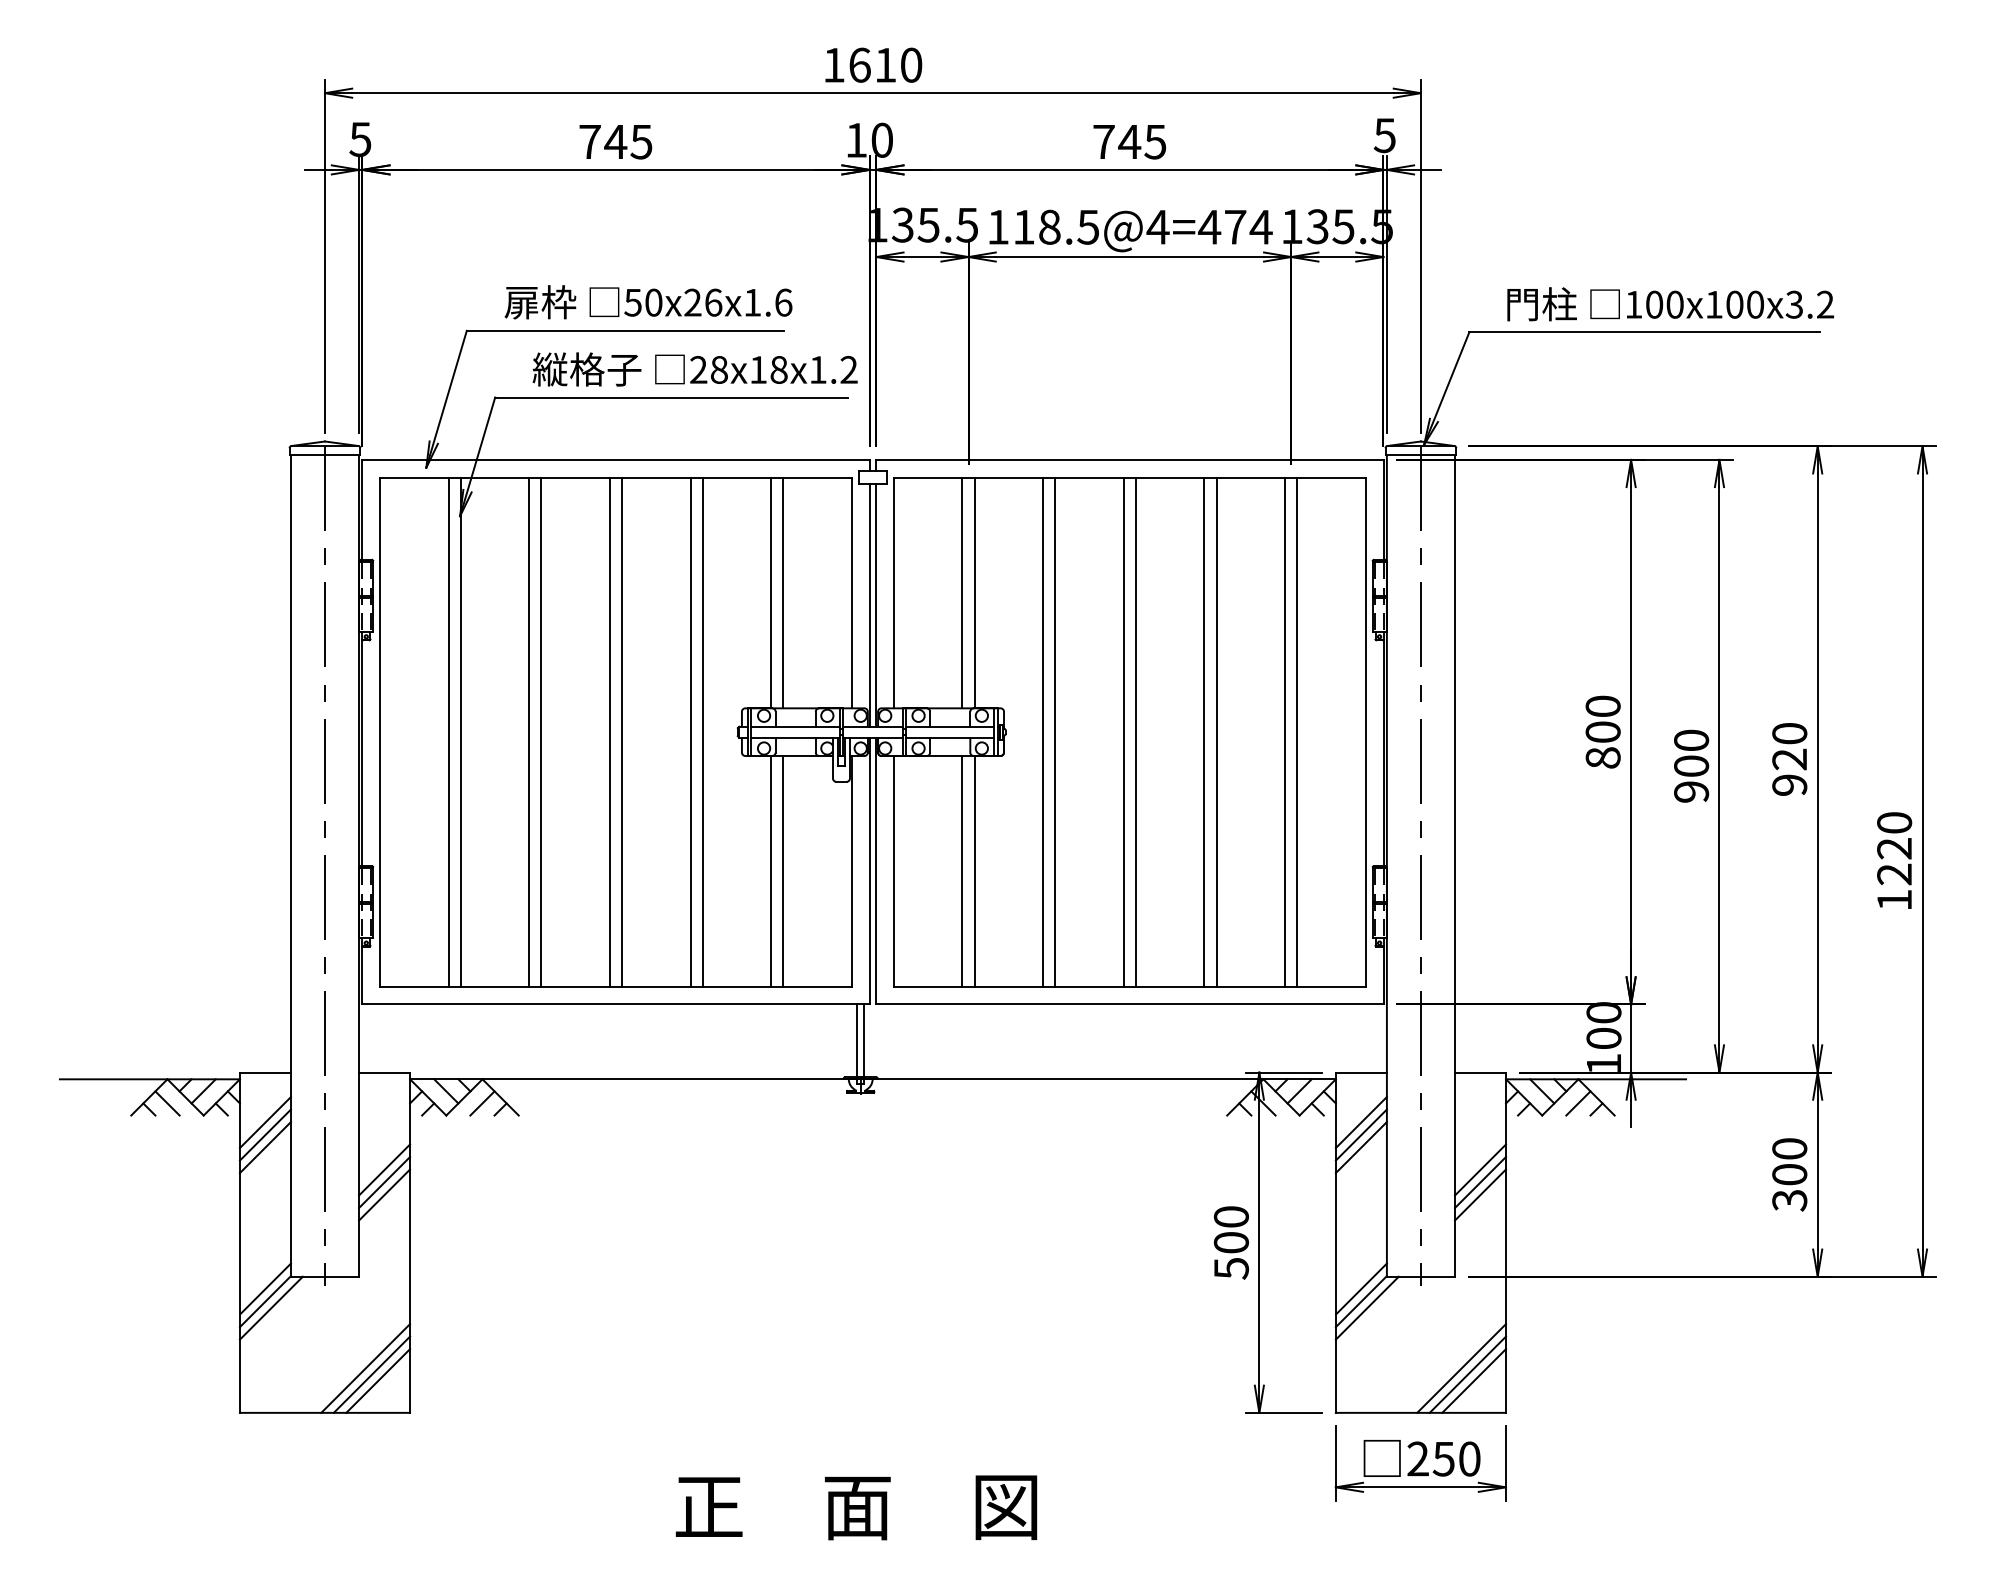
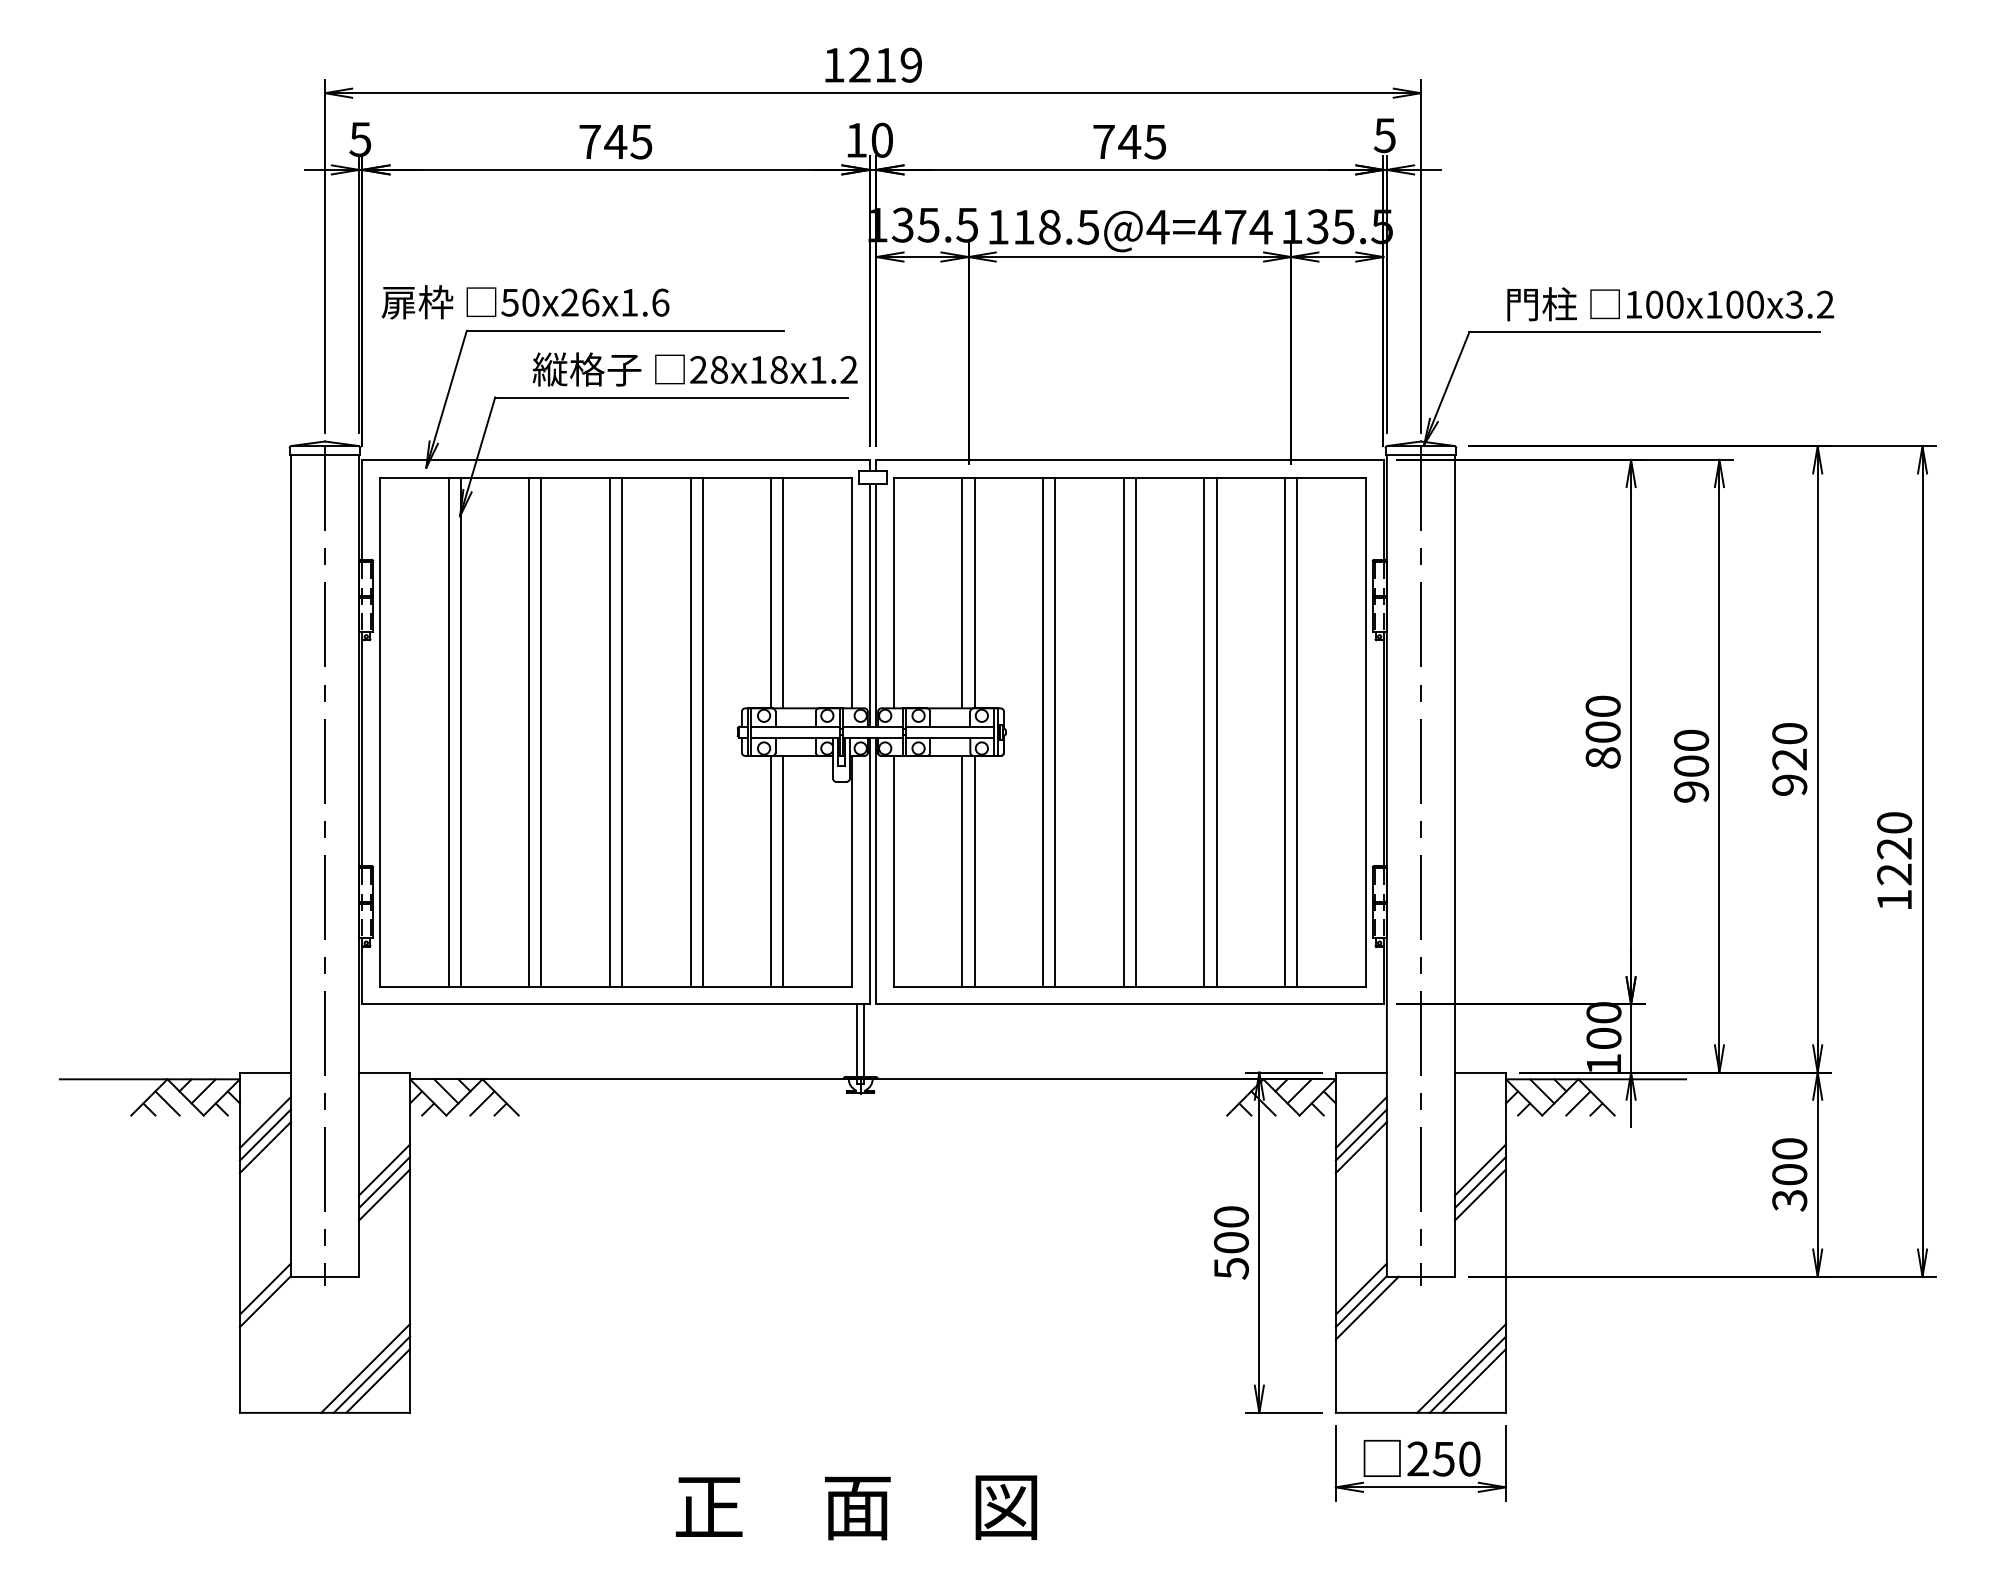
text: 1610 -> 1219 (885, 64)
text position: (648, 302) -> (525, 302) (525, 302)
line: present -> none (270, 1307)
